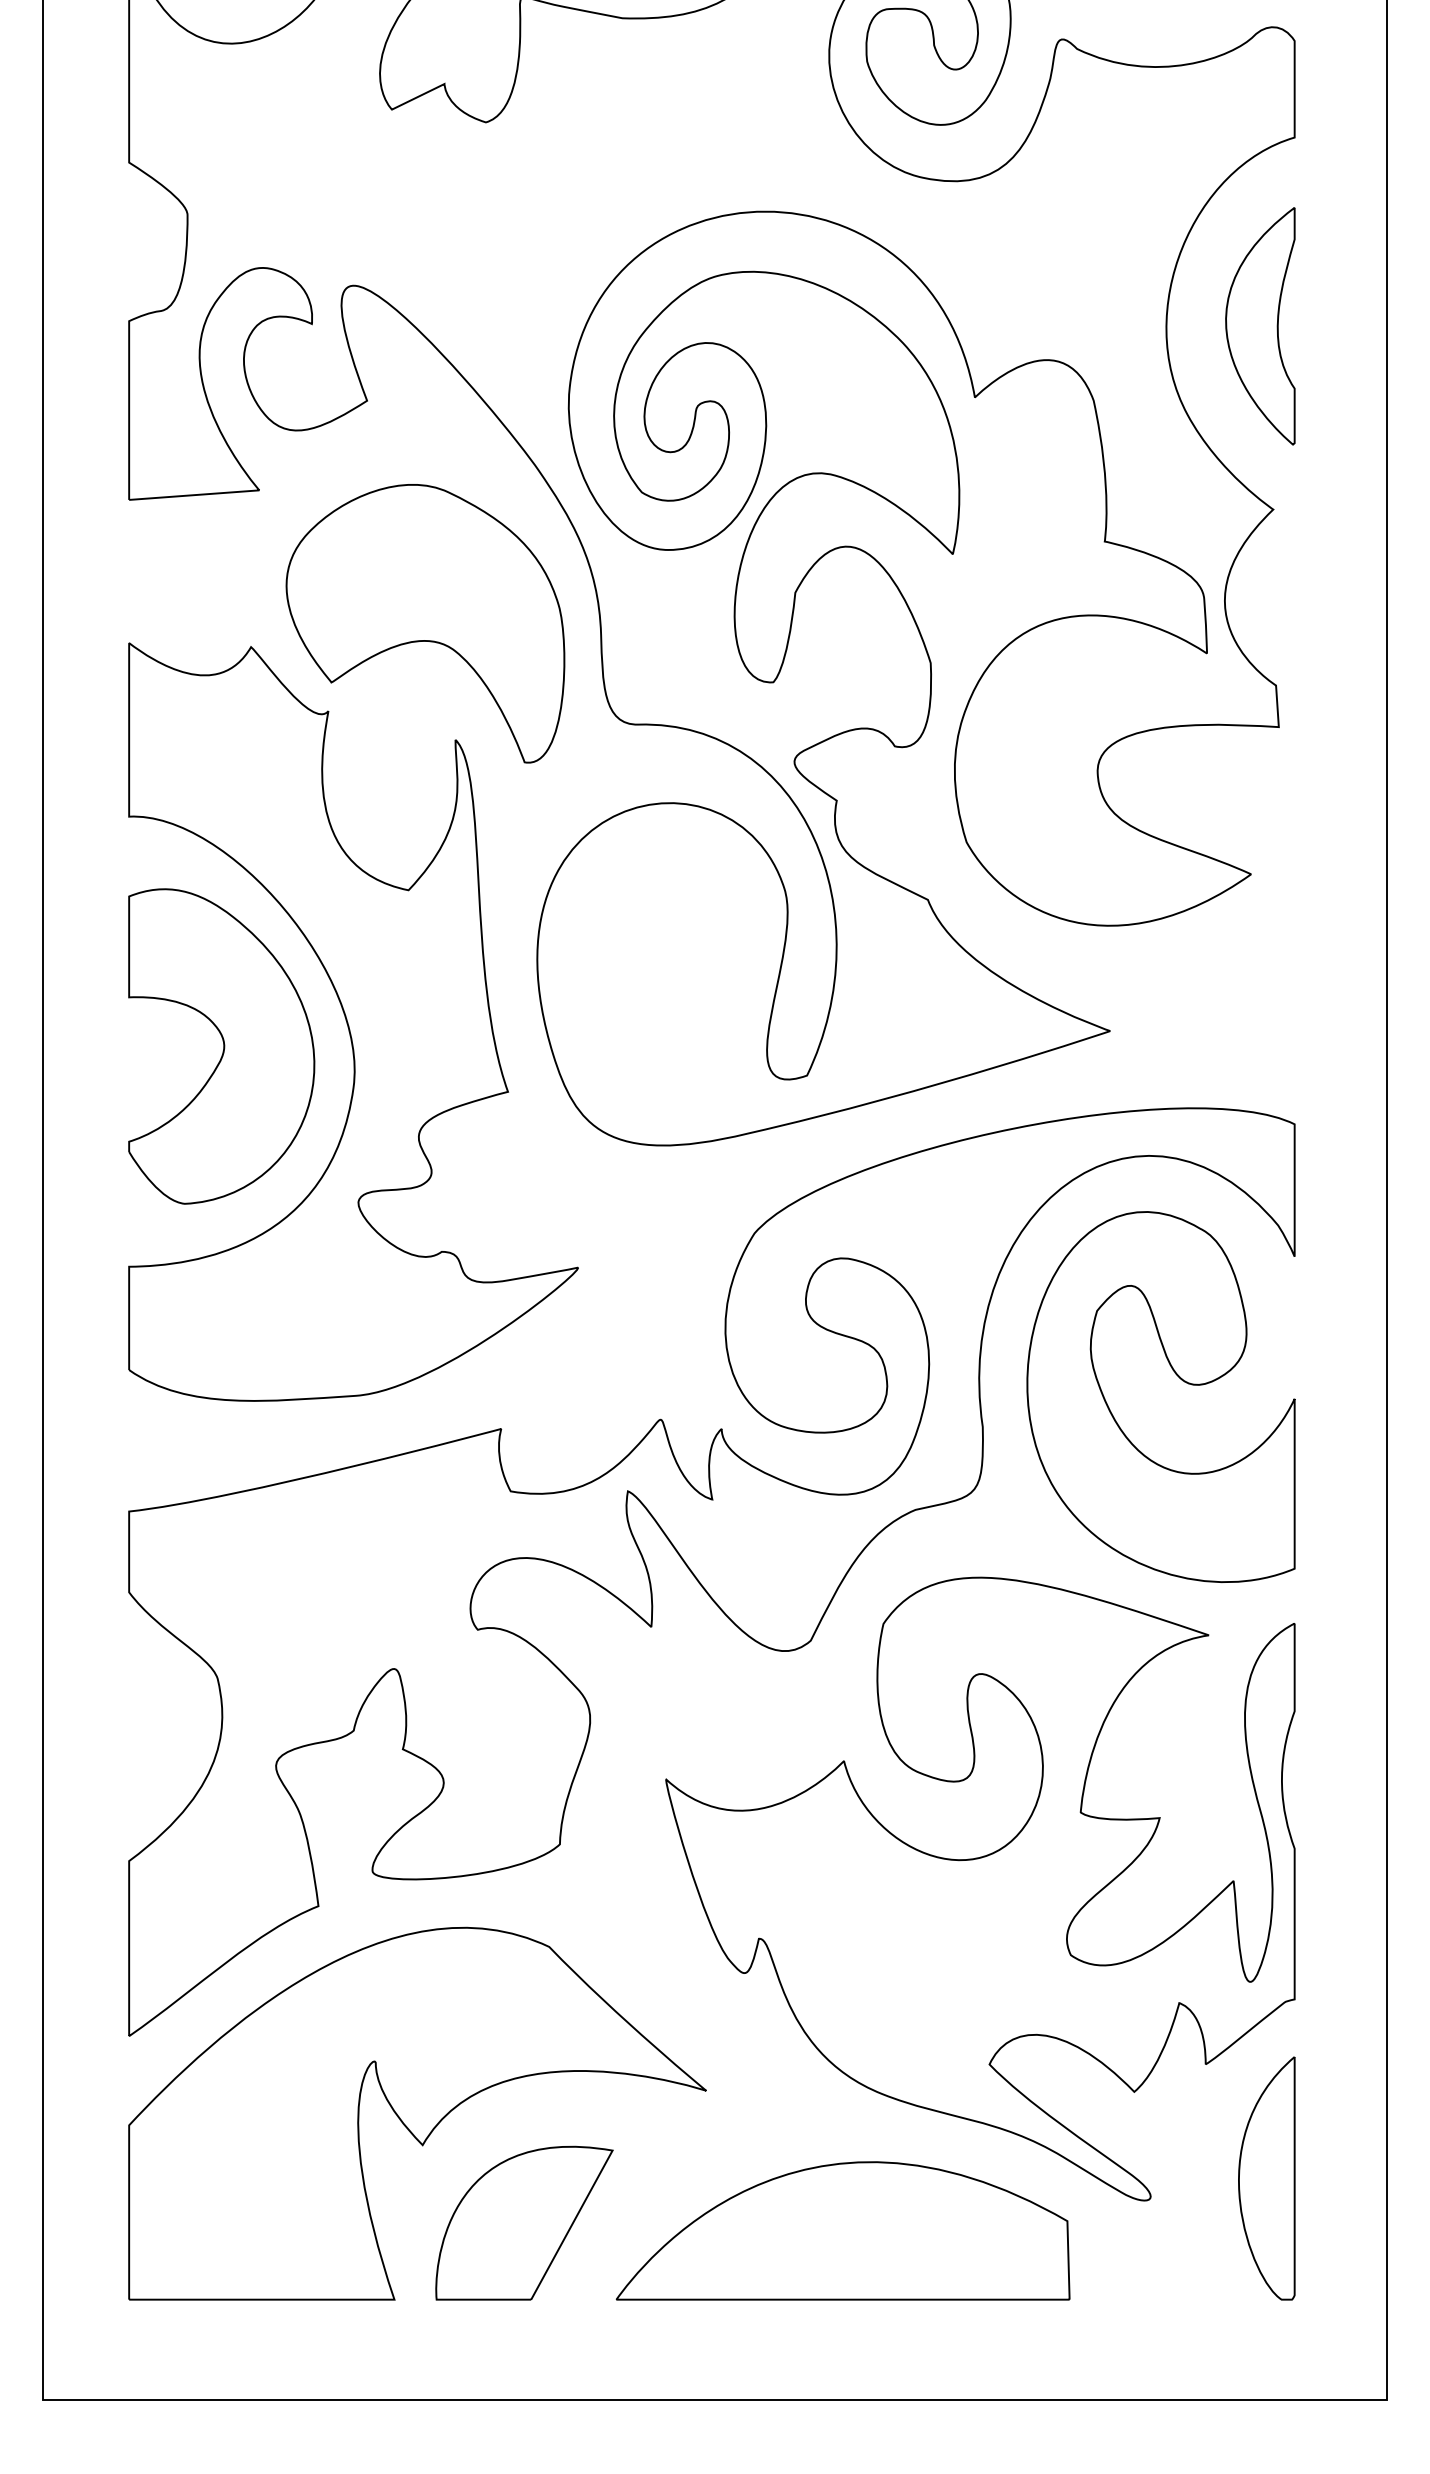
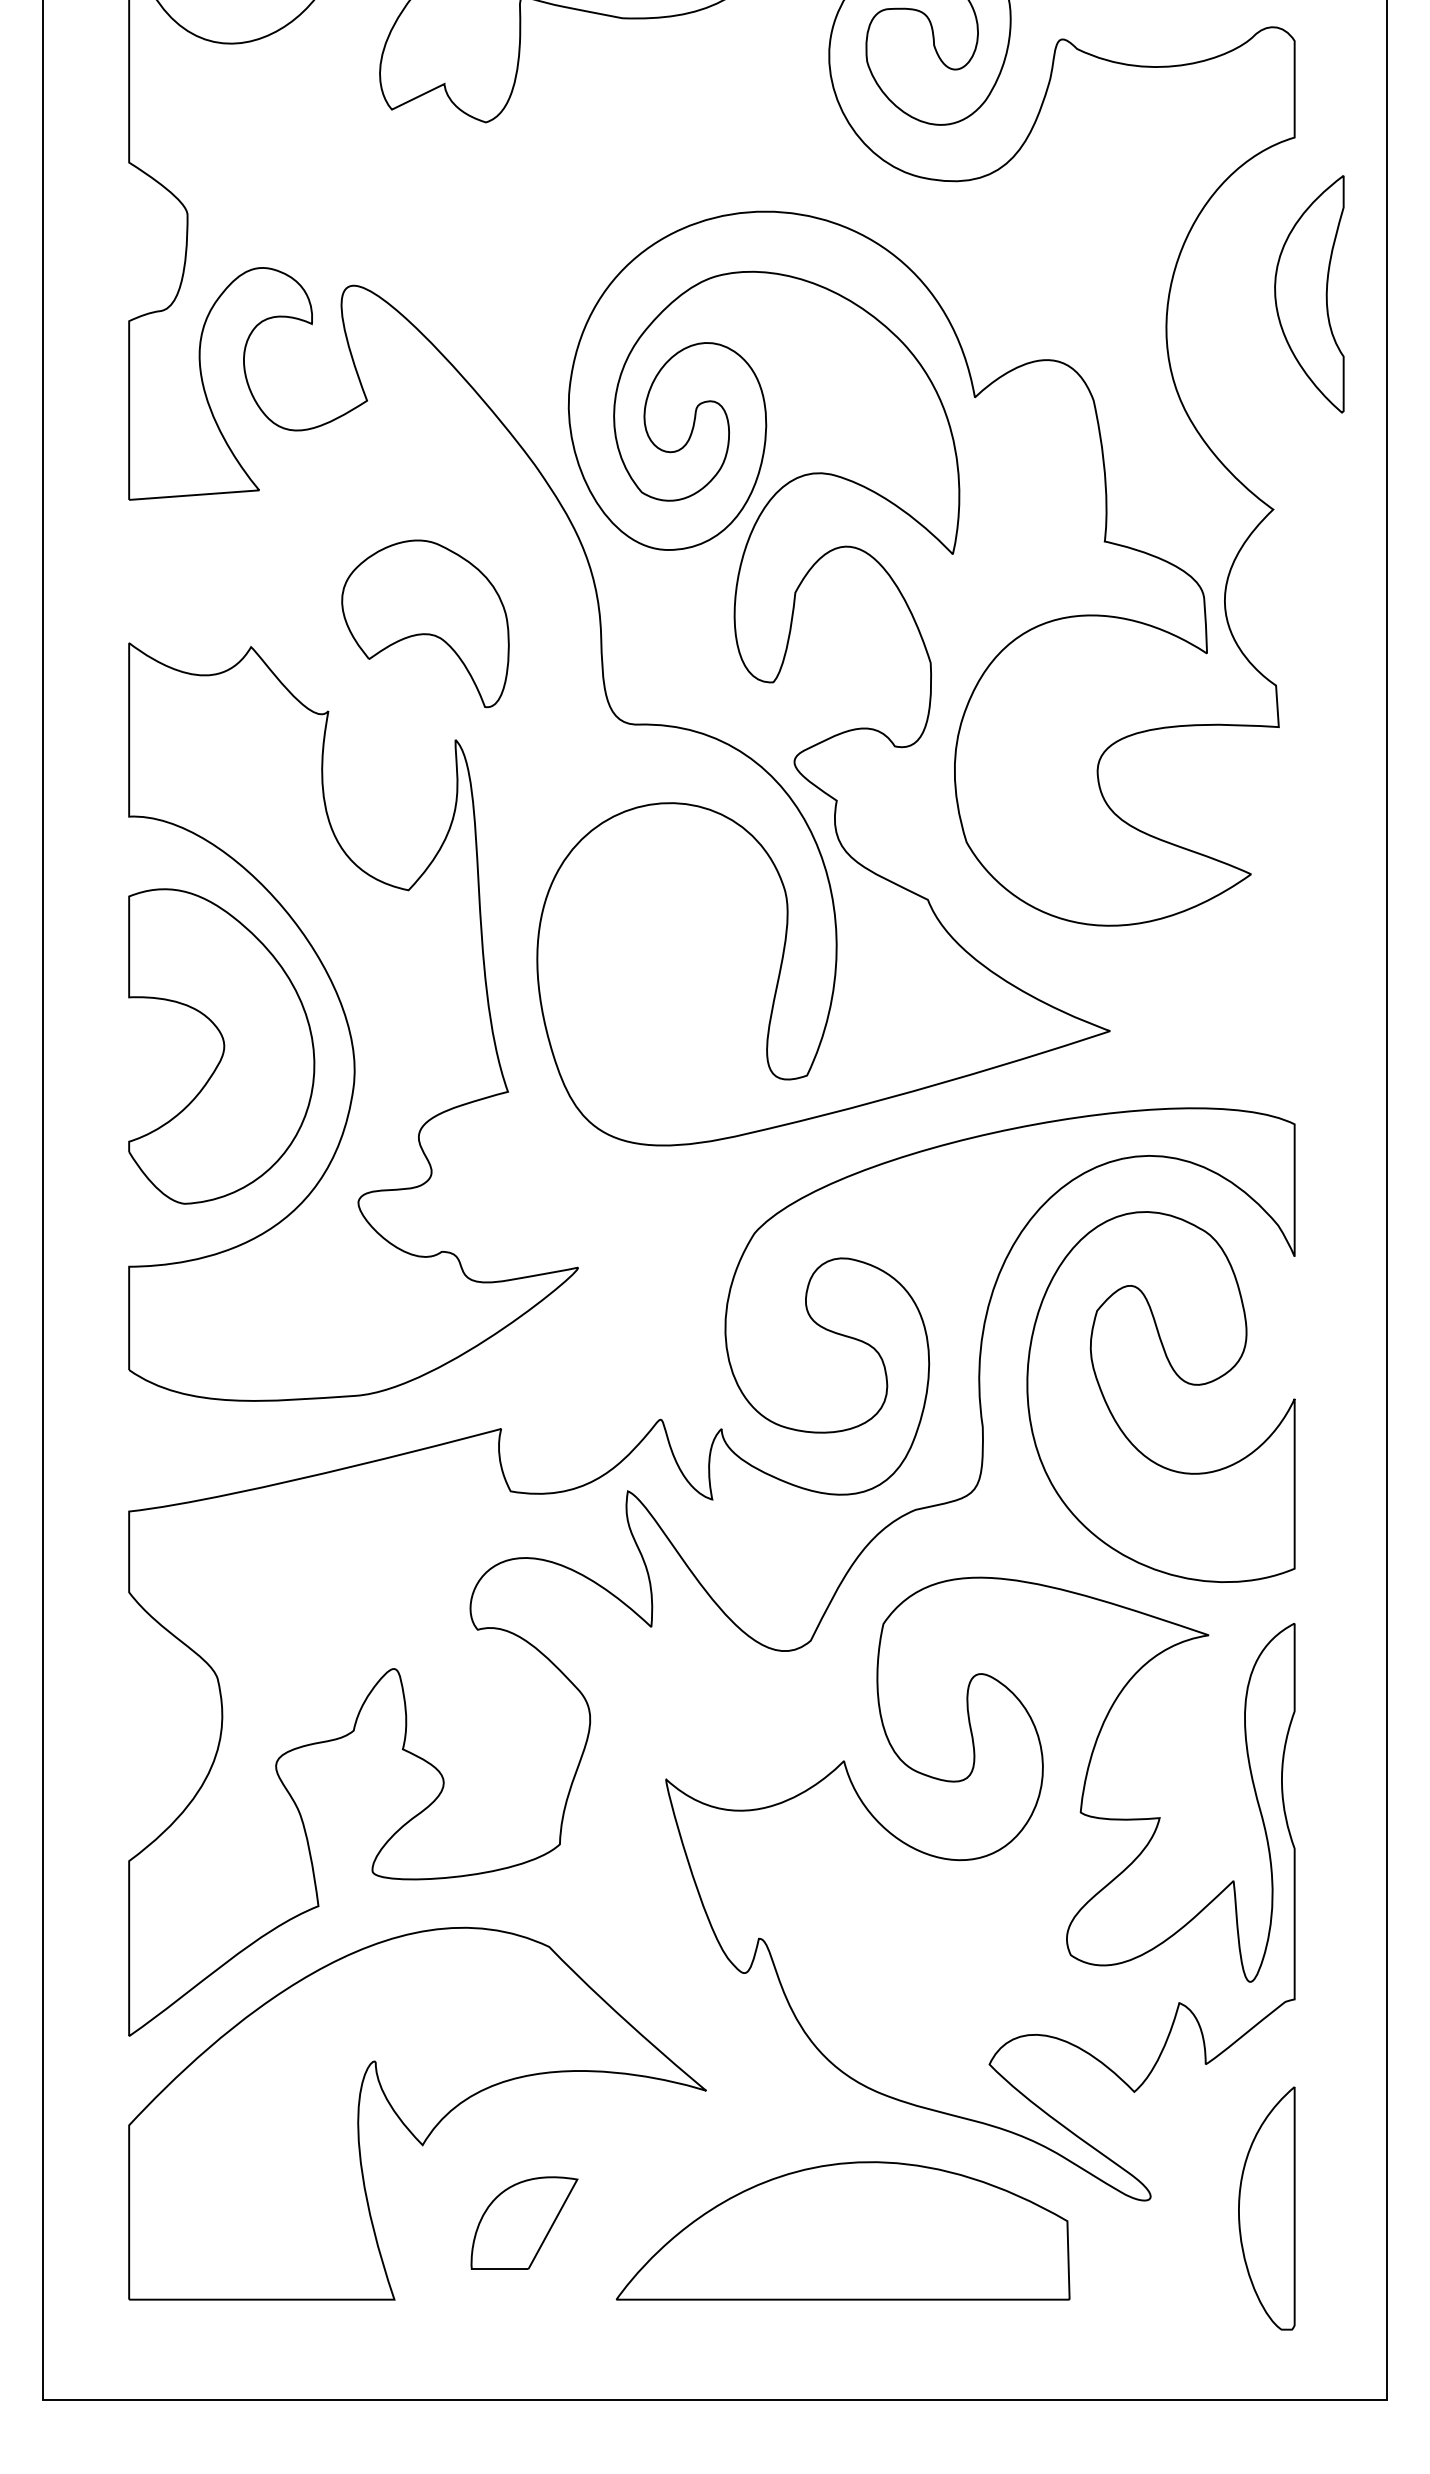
part position: (1260, 326) -> (1309, 294) (1309, 294)
part size: 281x280 px -> 169x170 px (425, 623)
part position: (1266, 2178) -> (1266, 2208) (1266, 2208)
part size: 179x156 px -> 109x94 px (524, 2222)
